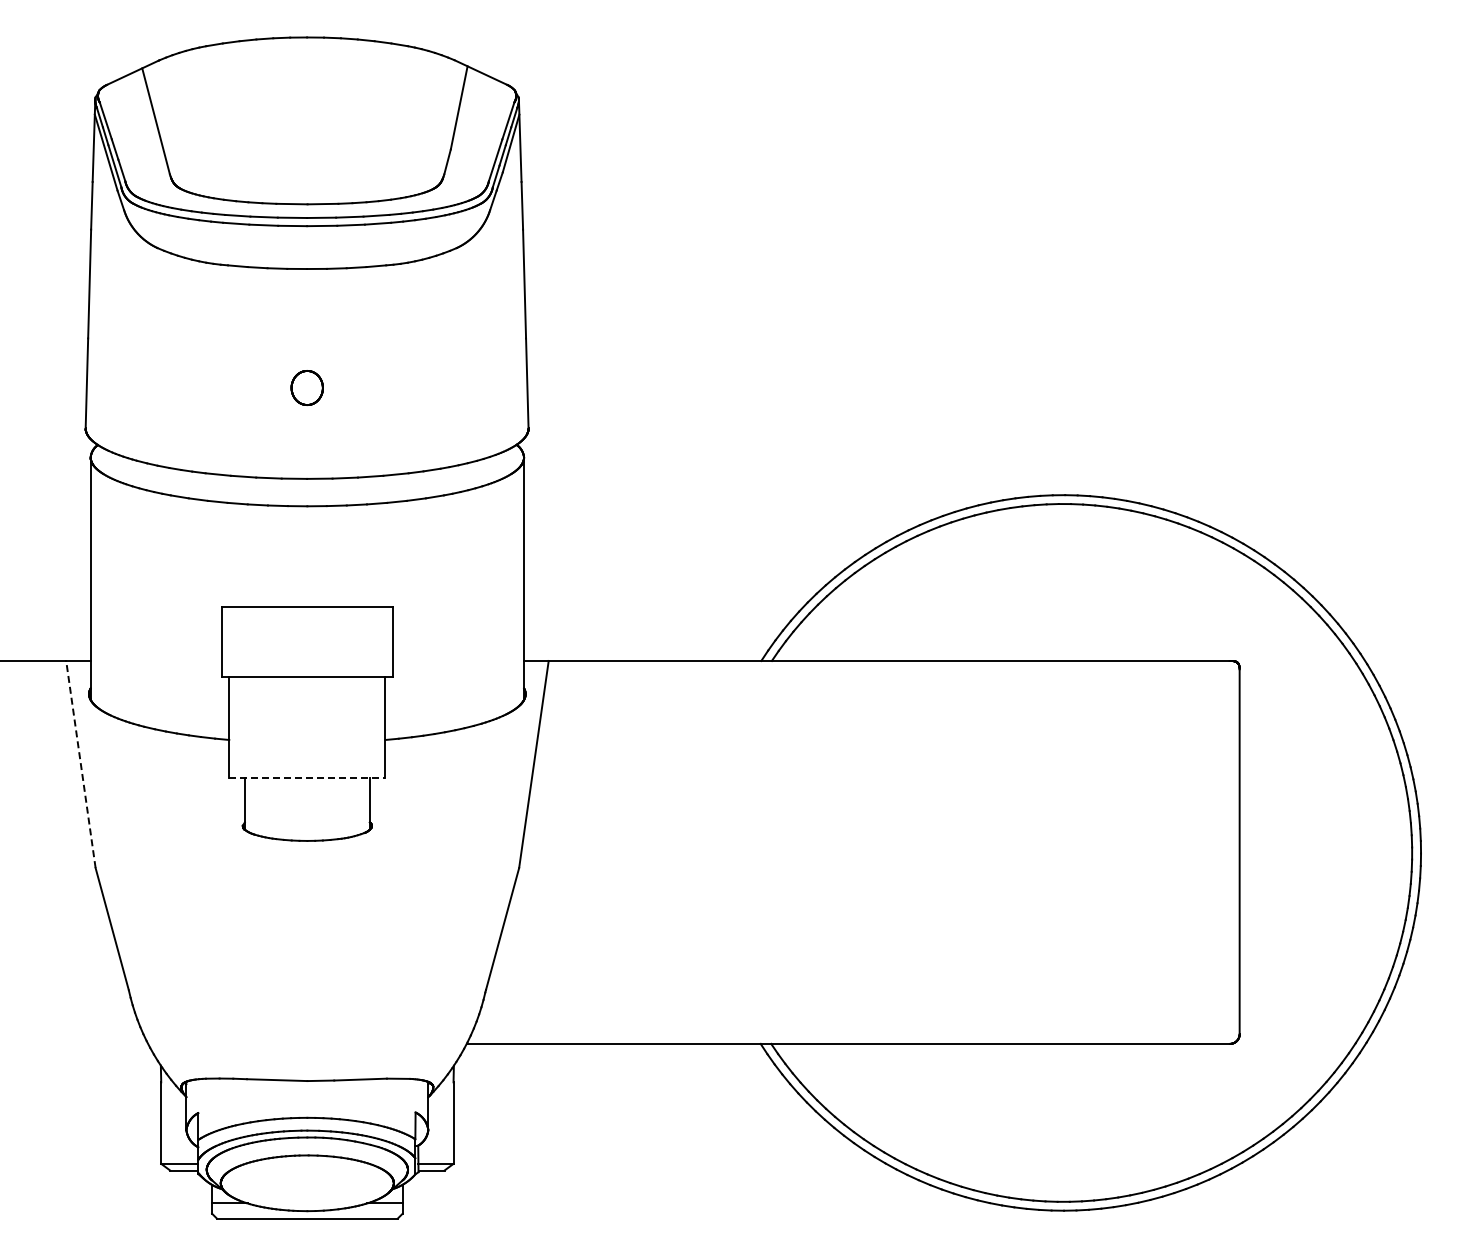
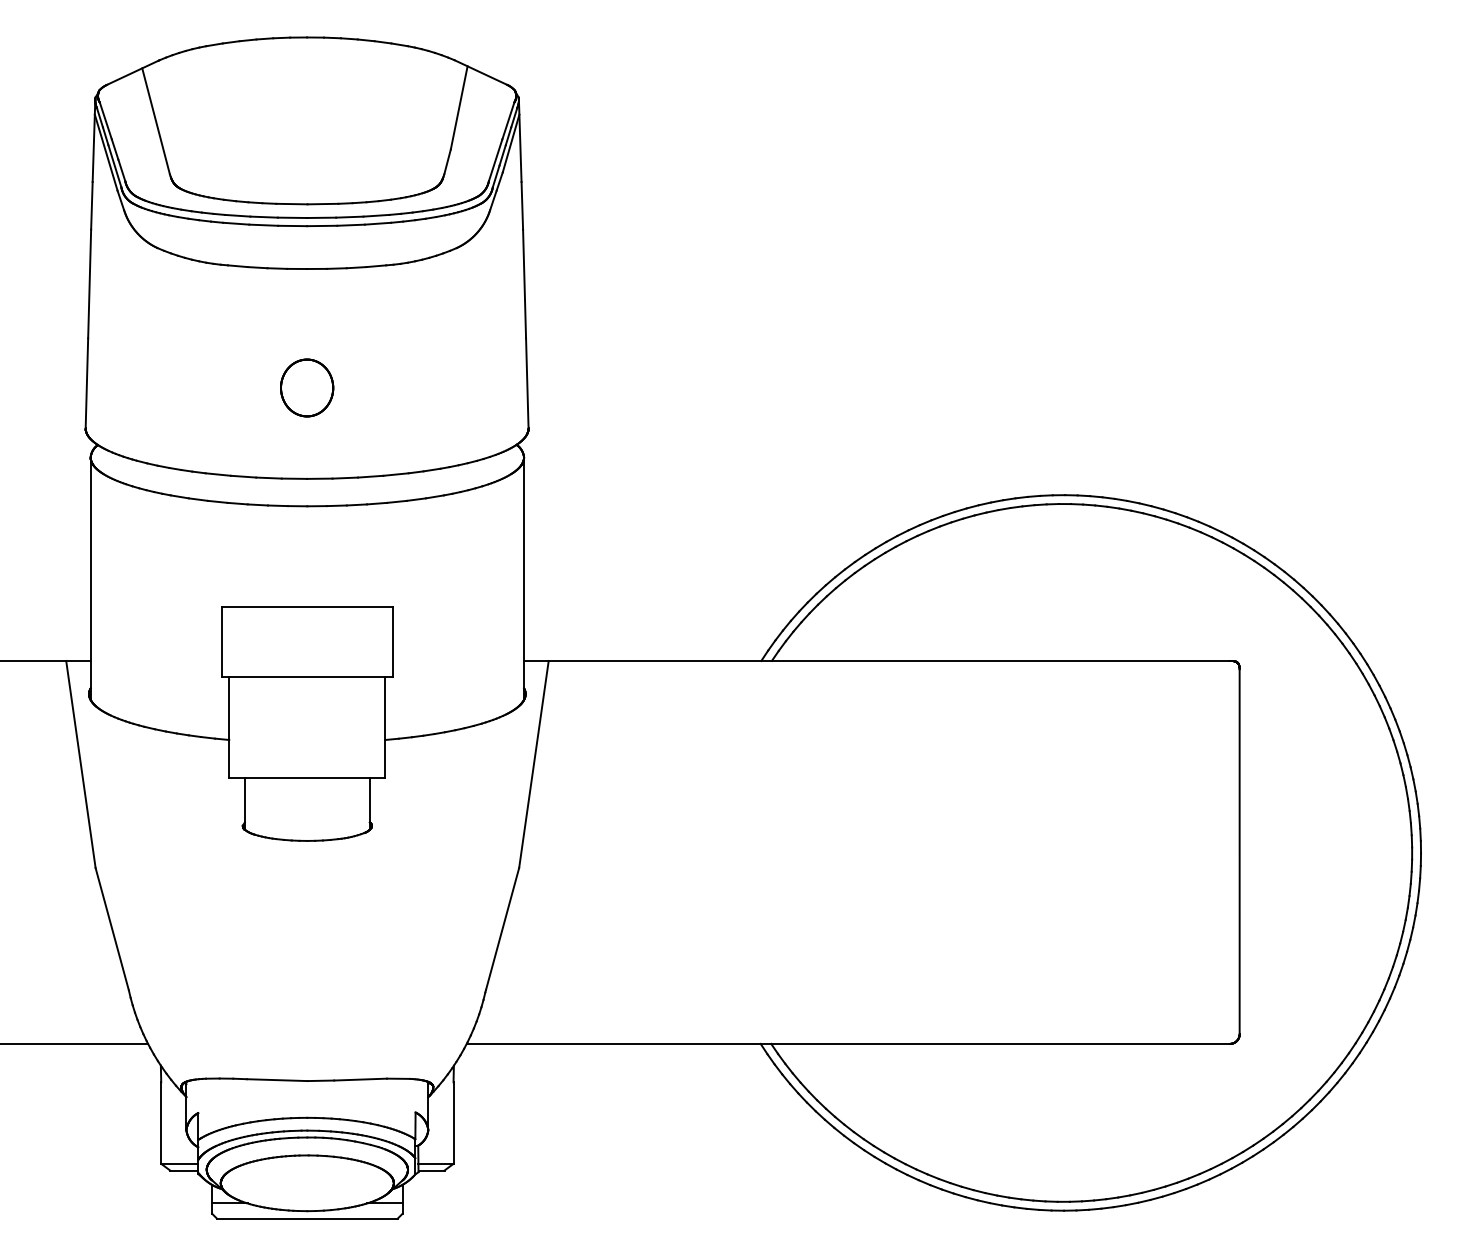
part size: 34x36 px -> 55x60 px (307, 387)
line: dashed -> solid (80, 764)
line: dashed -> solid (307, 777)
line: none -> present (75, 1043)
